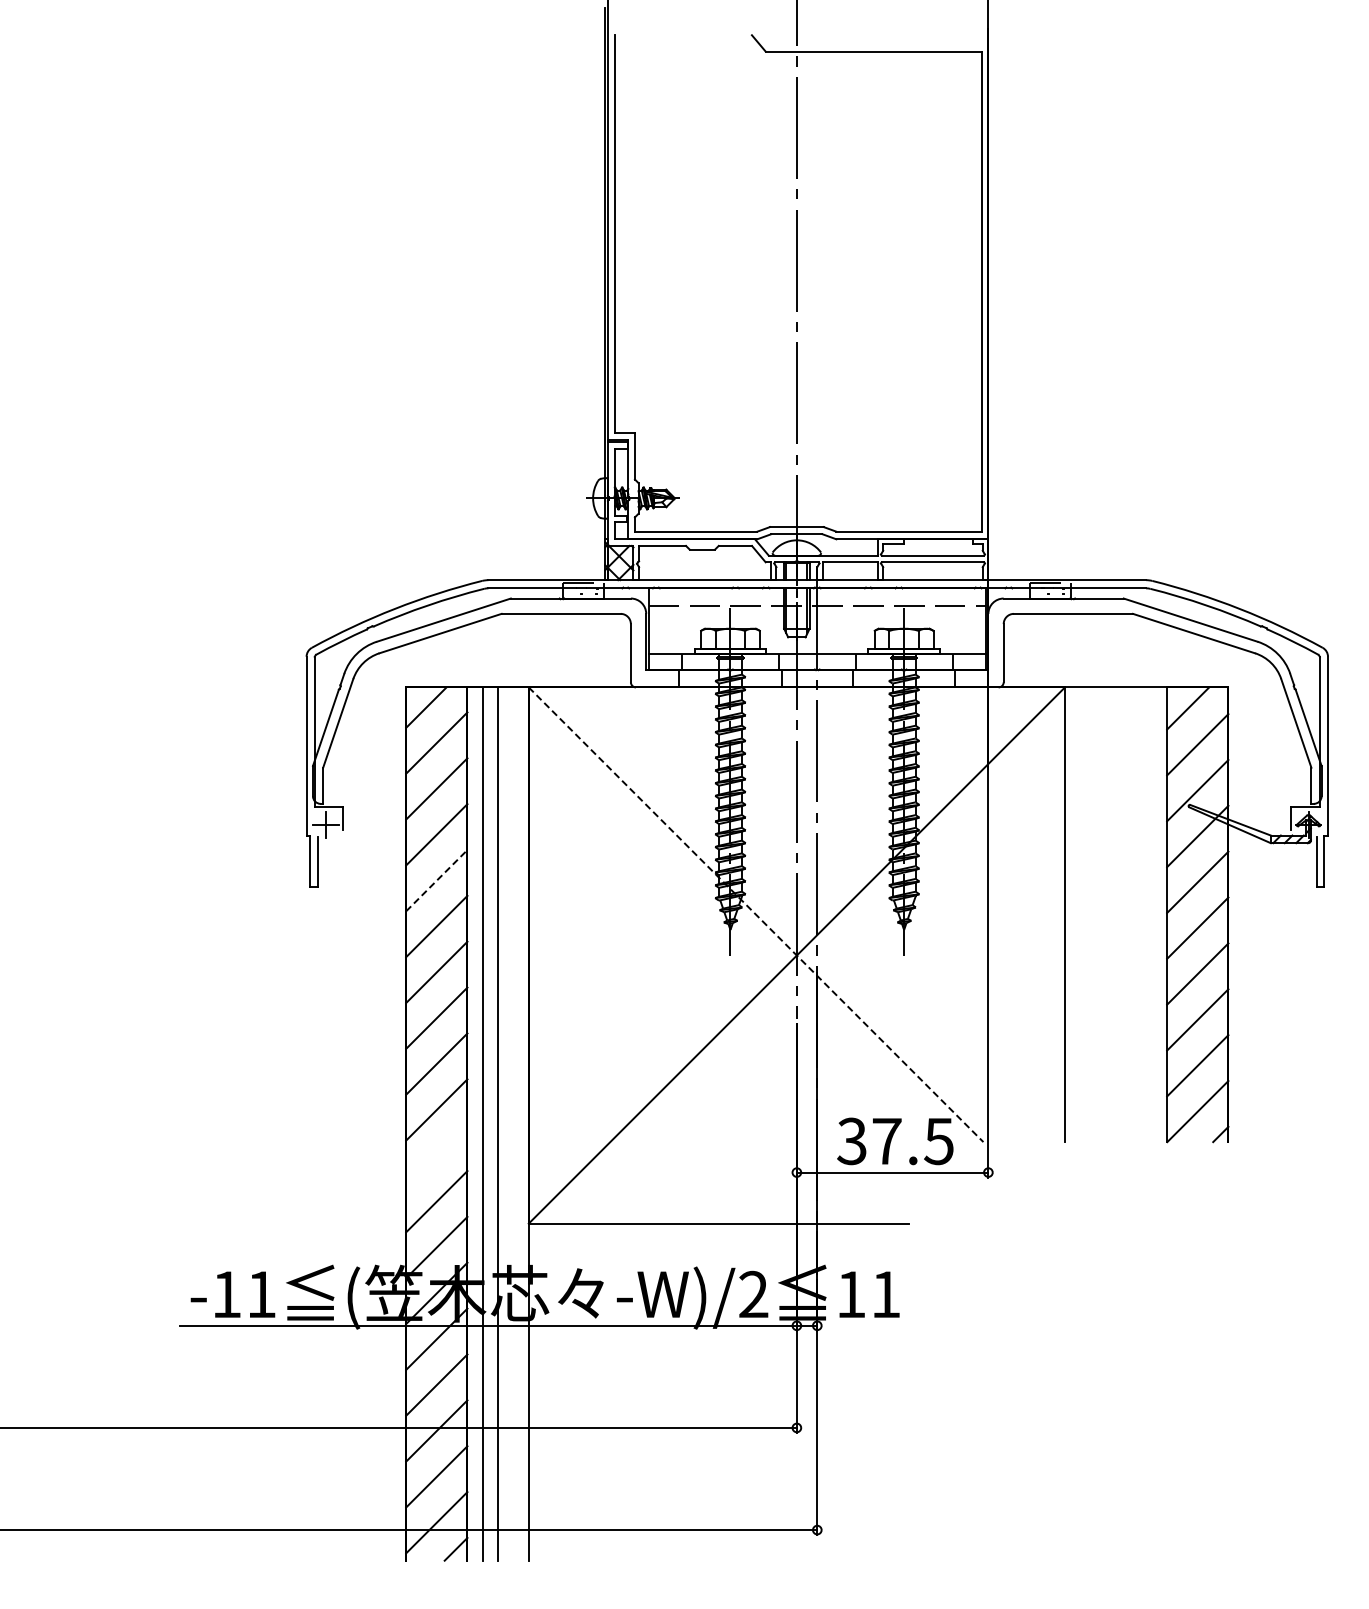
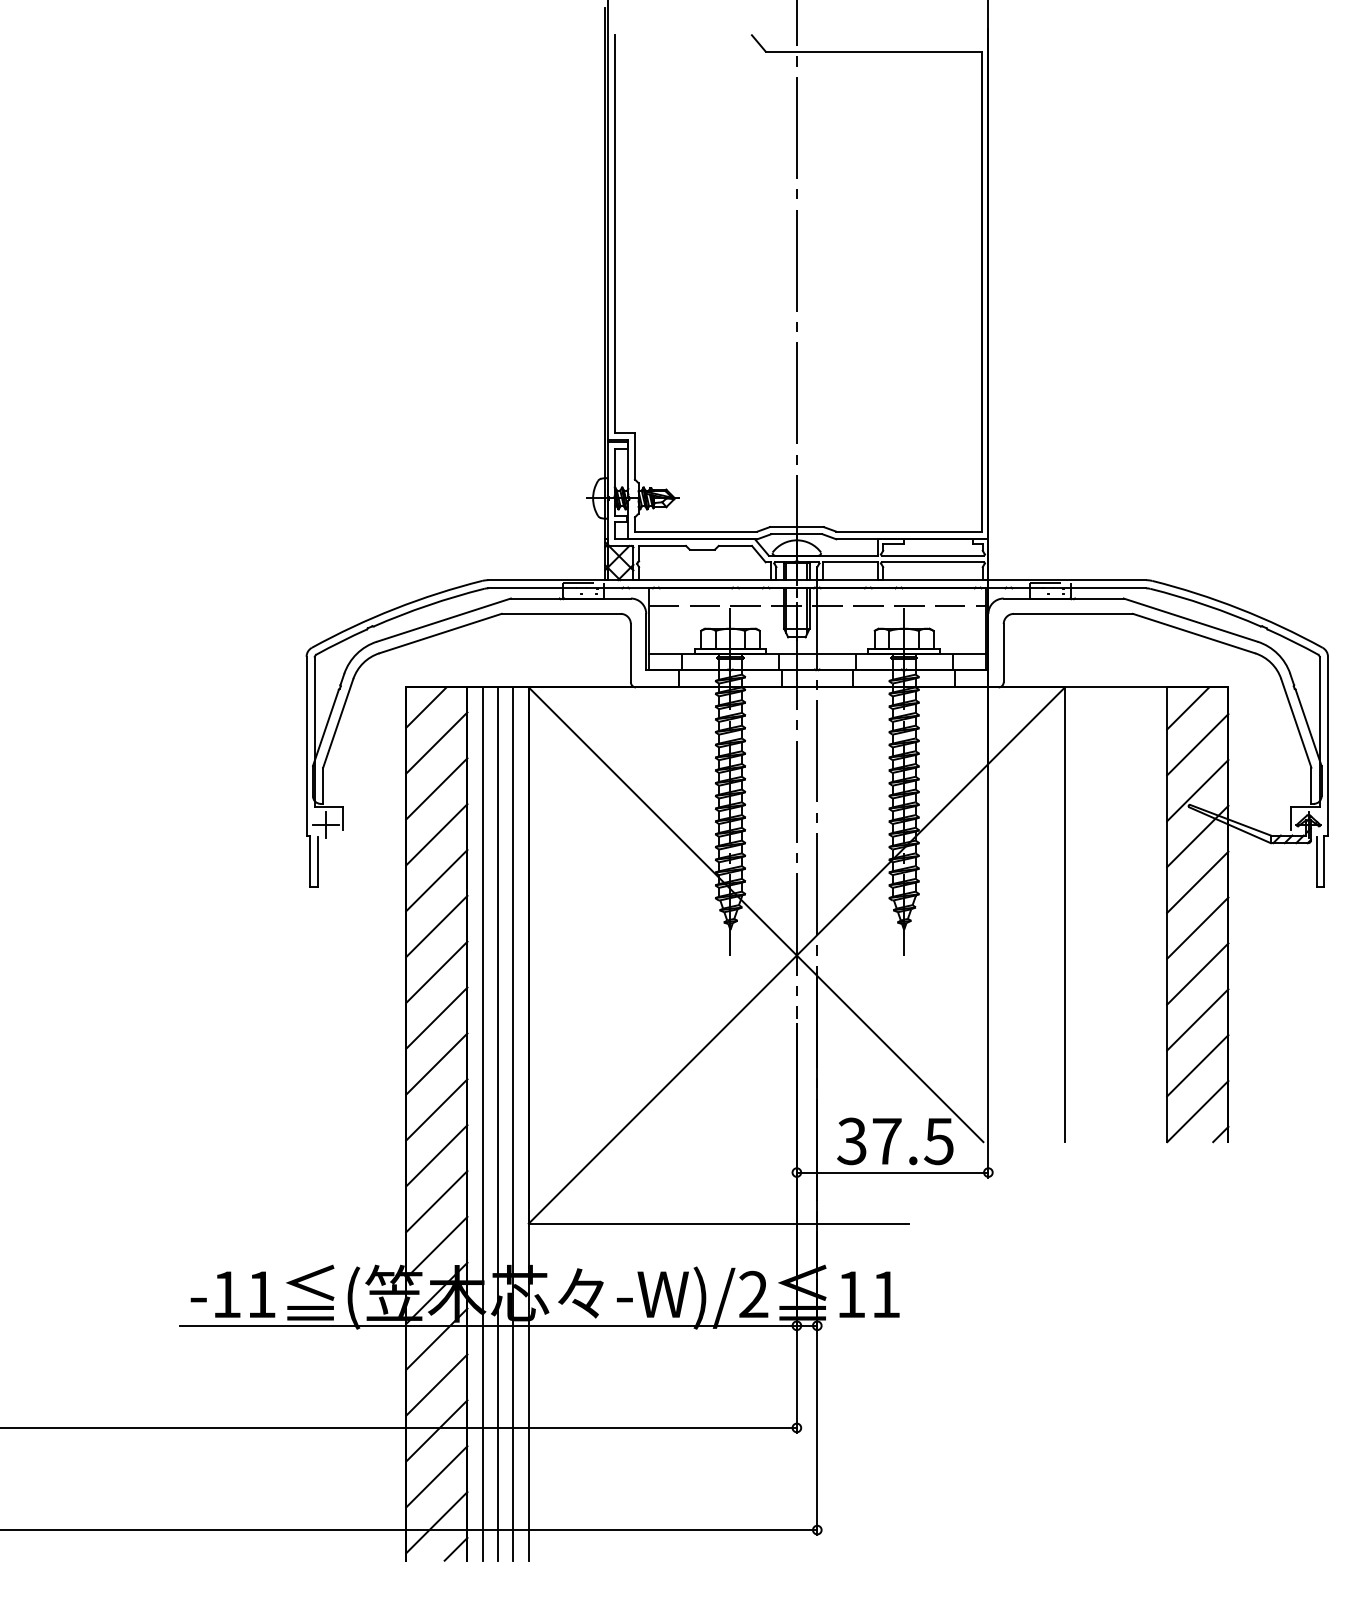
line: dashed -> solid (437, 880)
line: dashed -> solid (756, 914)
line: none -> present (513, 1123)
line: none -> present (436, 1155)
